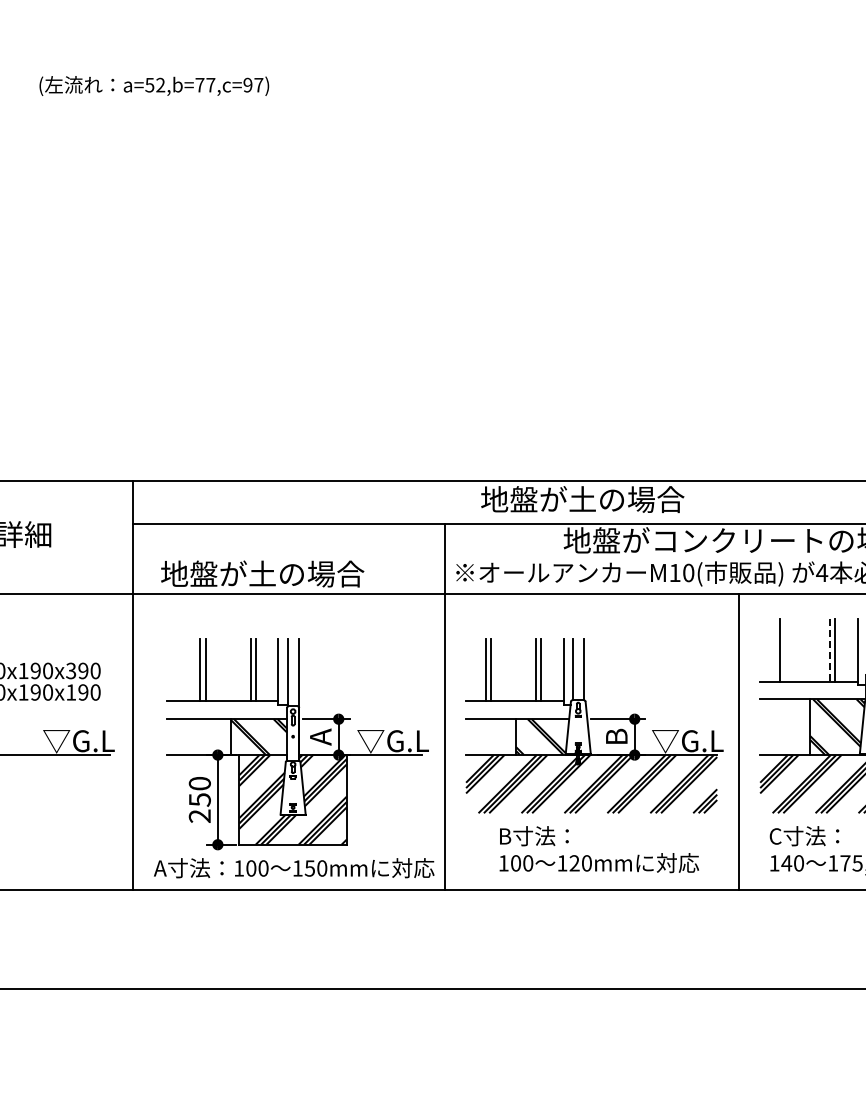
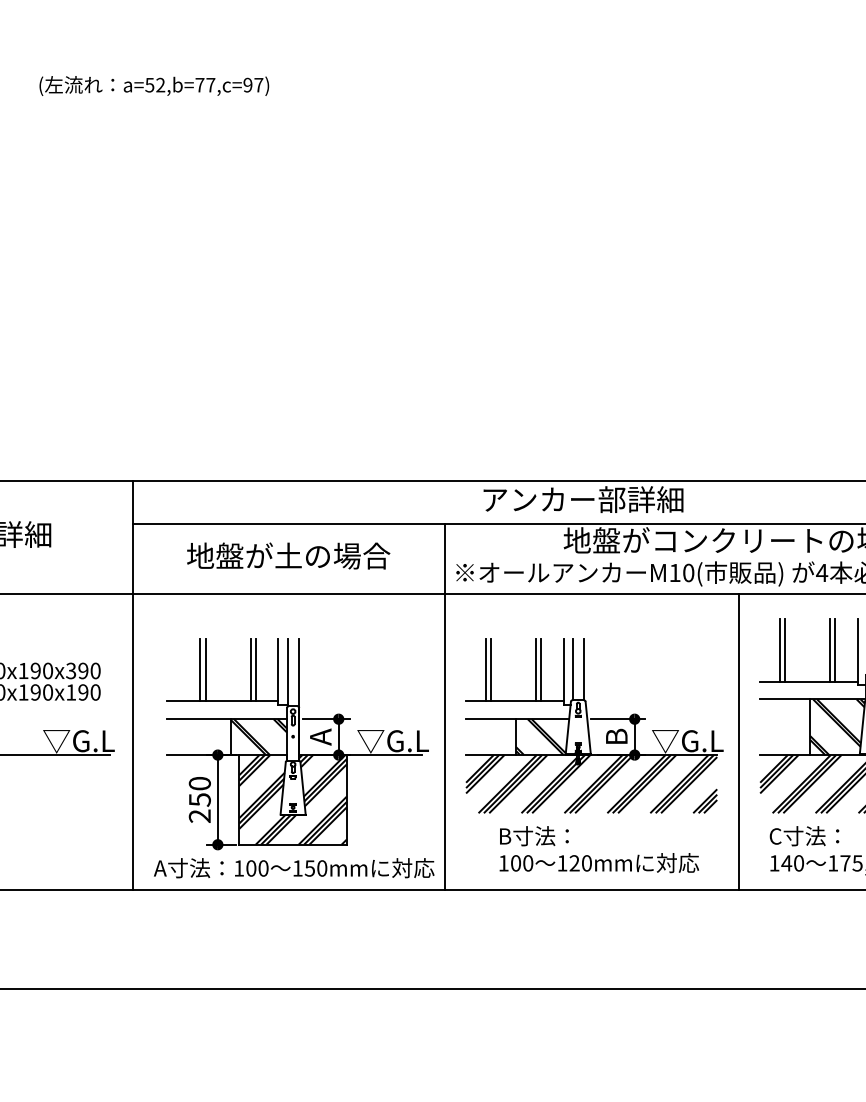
text: 地盤が土の場合 -> アンカー部詳細 (582, 499)
text position: (262, 573) -> (288, 555) (288, 555)
line: none -> present (785, 650)
line: dashed -> solid (829, 650)
